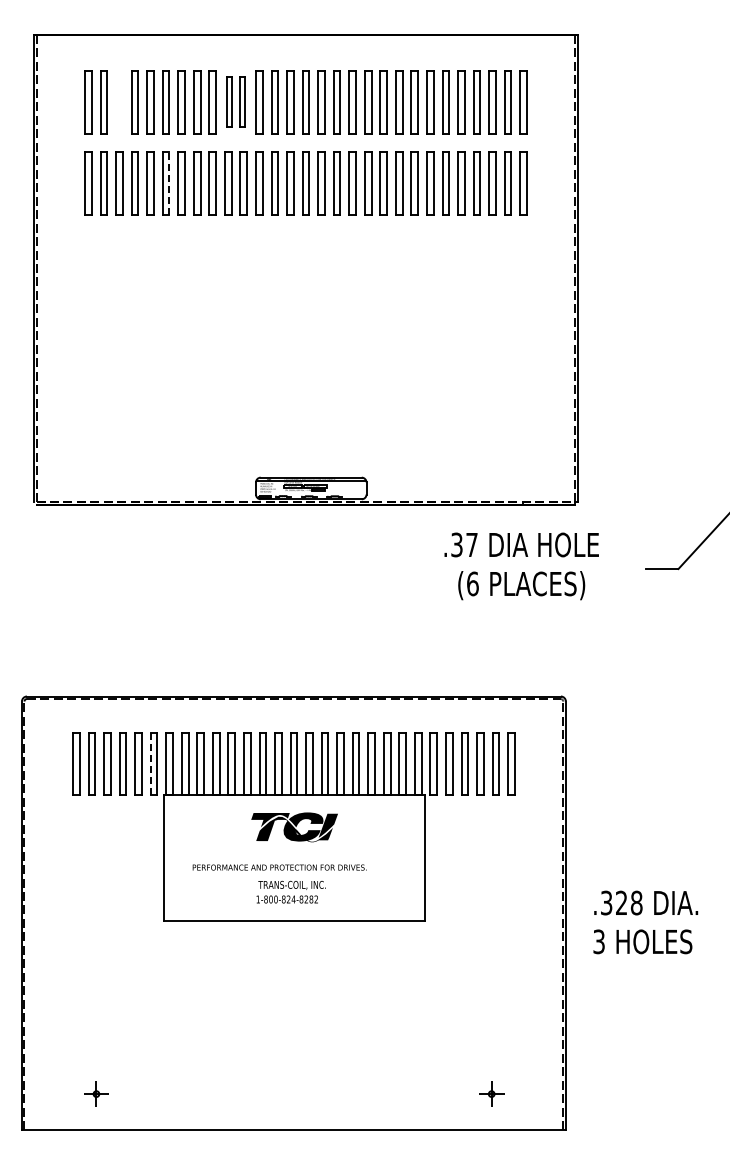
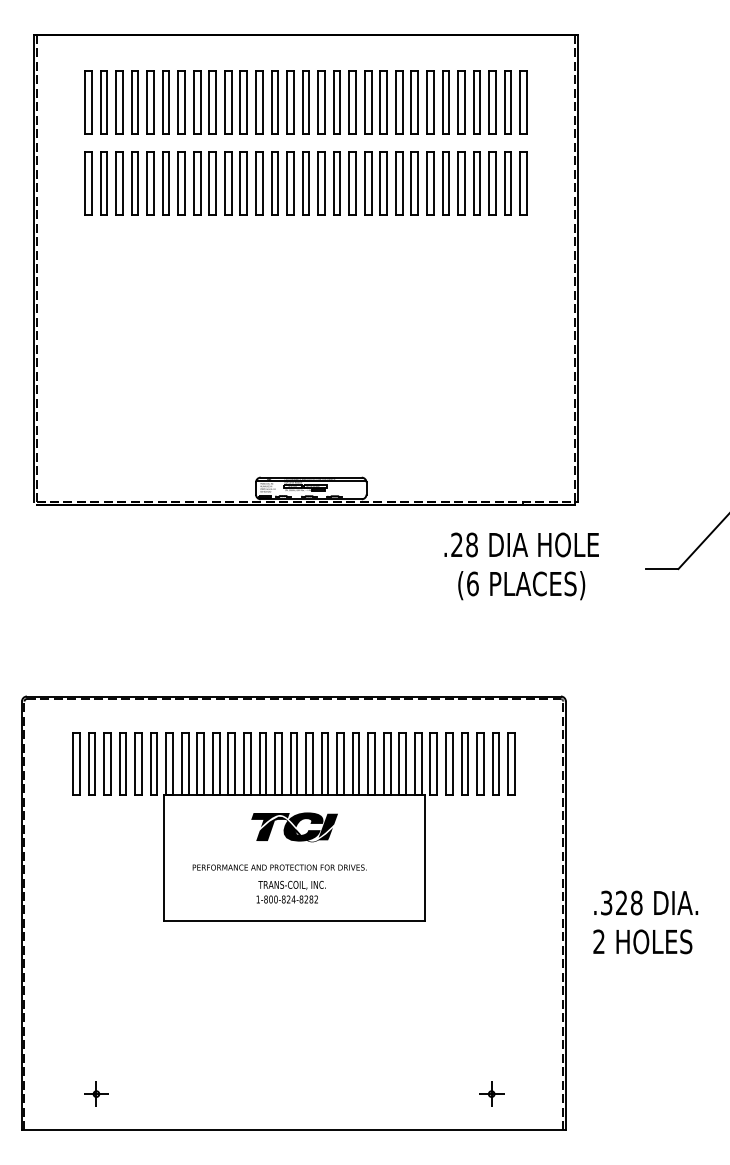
part size: 20x52 px -> 24x65 px (235, 102)
part: none -> present (119, 102)
line: dashed -> solid (169, 182)
text: .37 -> .28 (464, 544)
line: dashed -> solid (150, 764)
text: 3 -> 2 (598, 941)
